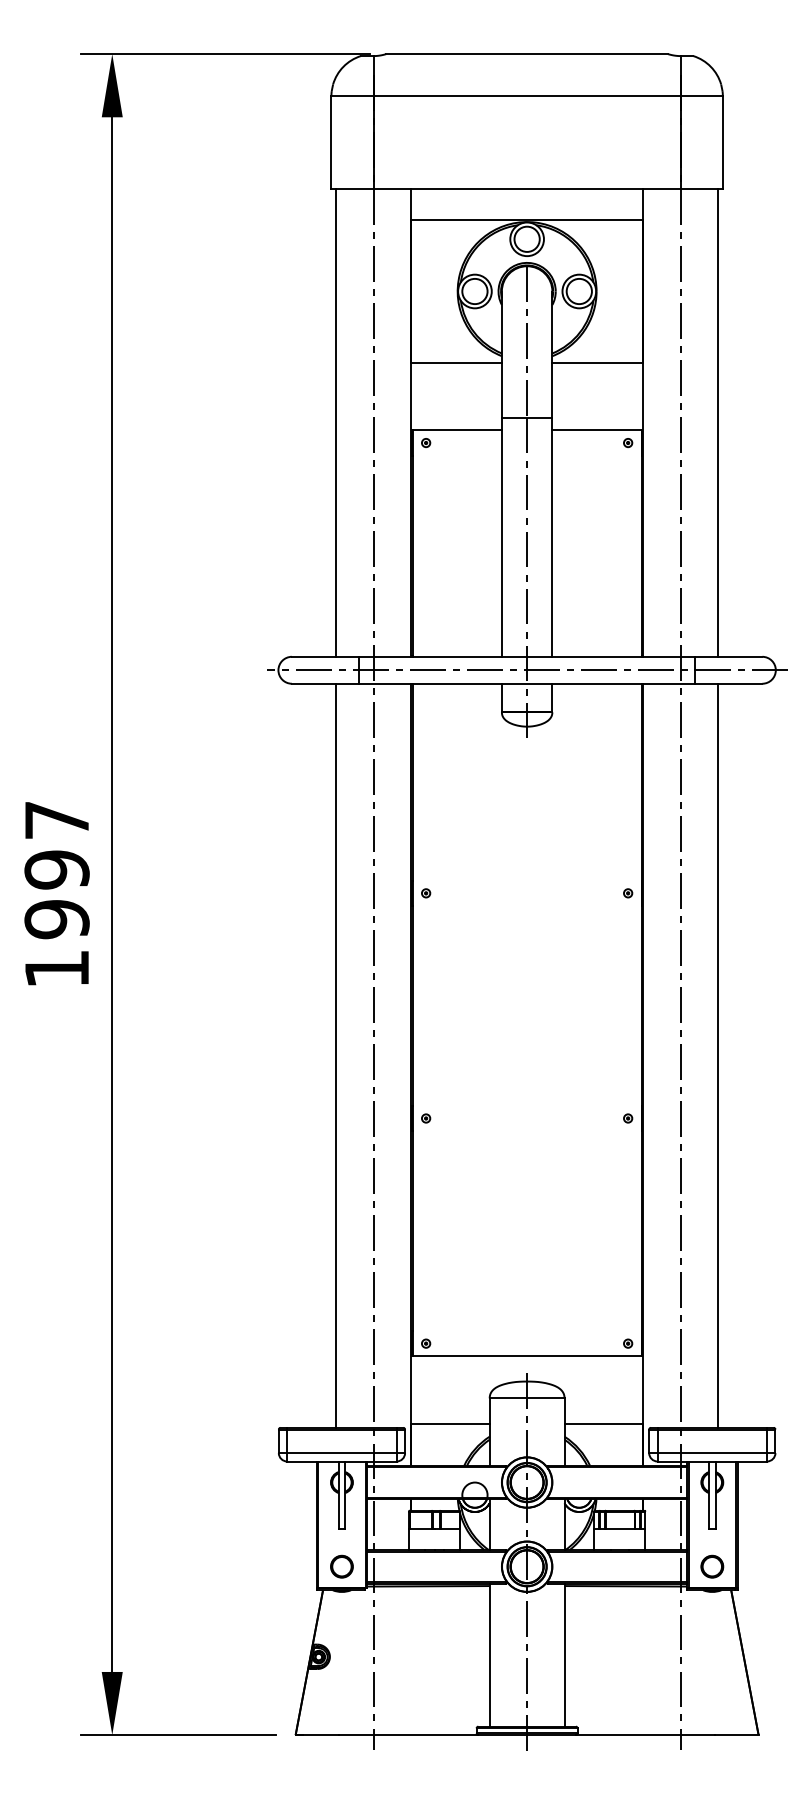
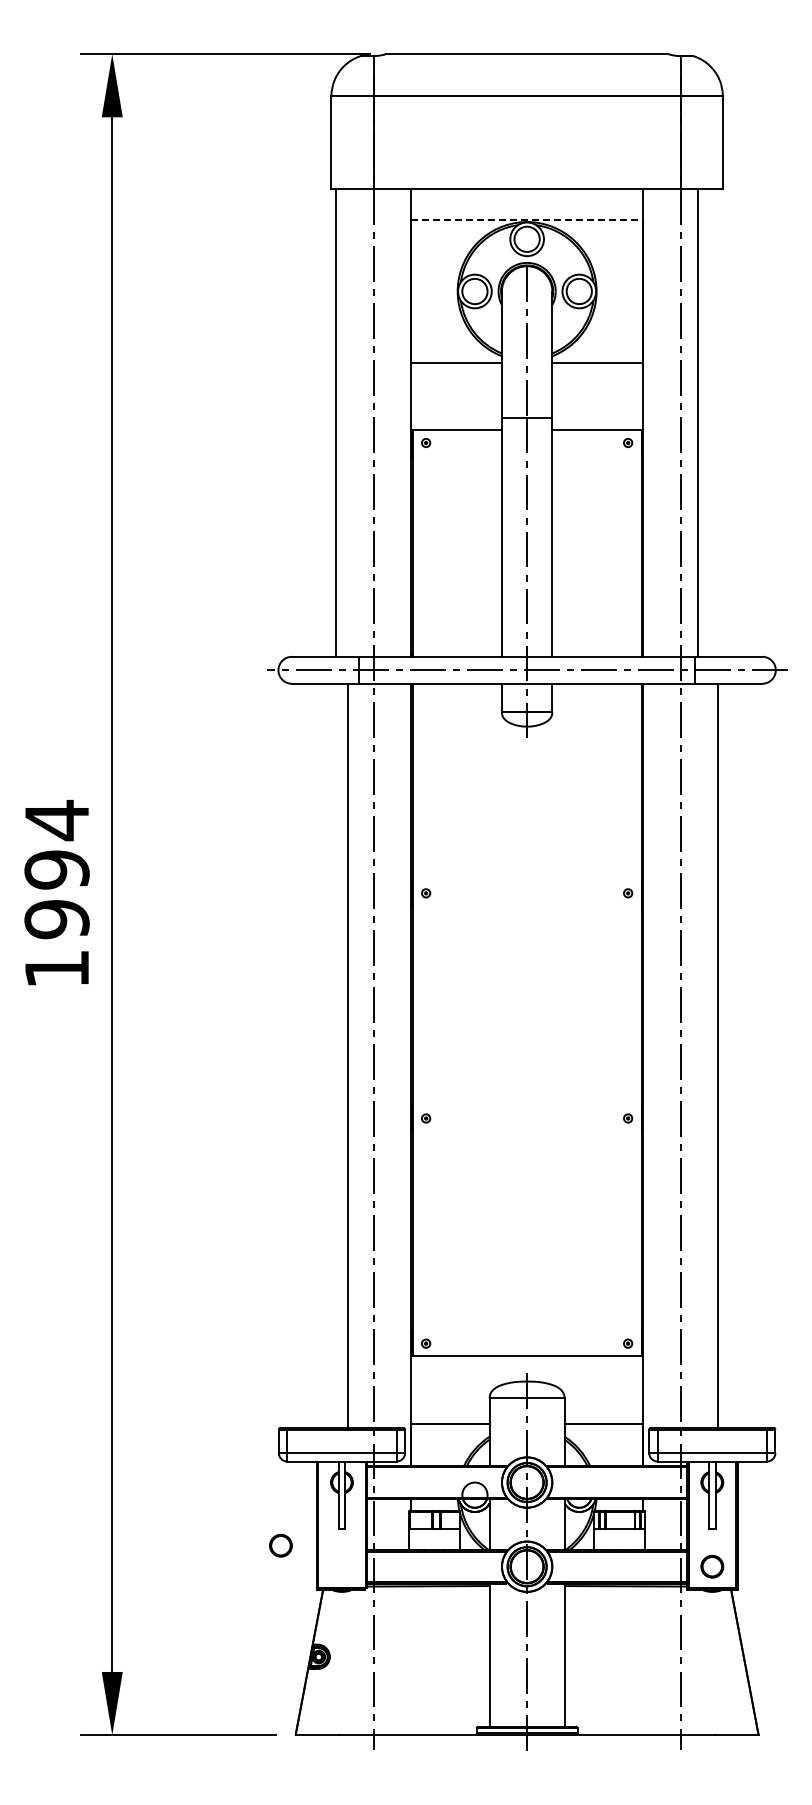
line: solid -> dashed (527, 219)
line position: (718, 422) -> (698, 422) (698, 422)
text: 1997 -> 1994 (56, 820)
line position: (336, 1055) -> (348, 1055) (348, 1055)
part position: (341, 1566) -> (280, 1545) (280, 1545)
